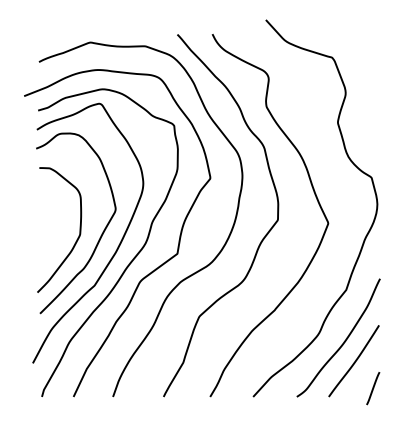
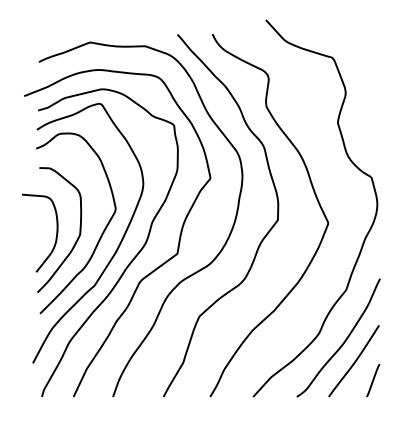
curve: none -> present (55, 237)
line position: (373, 388) -> (373, 380) (373, 380)
